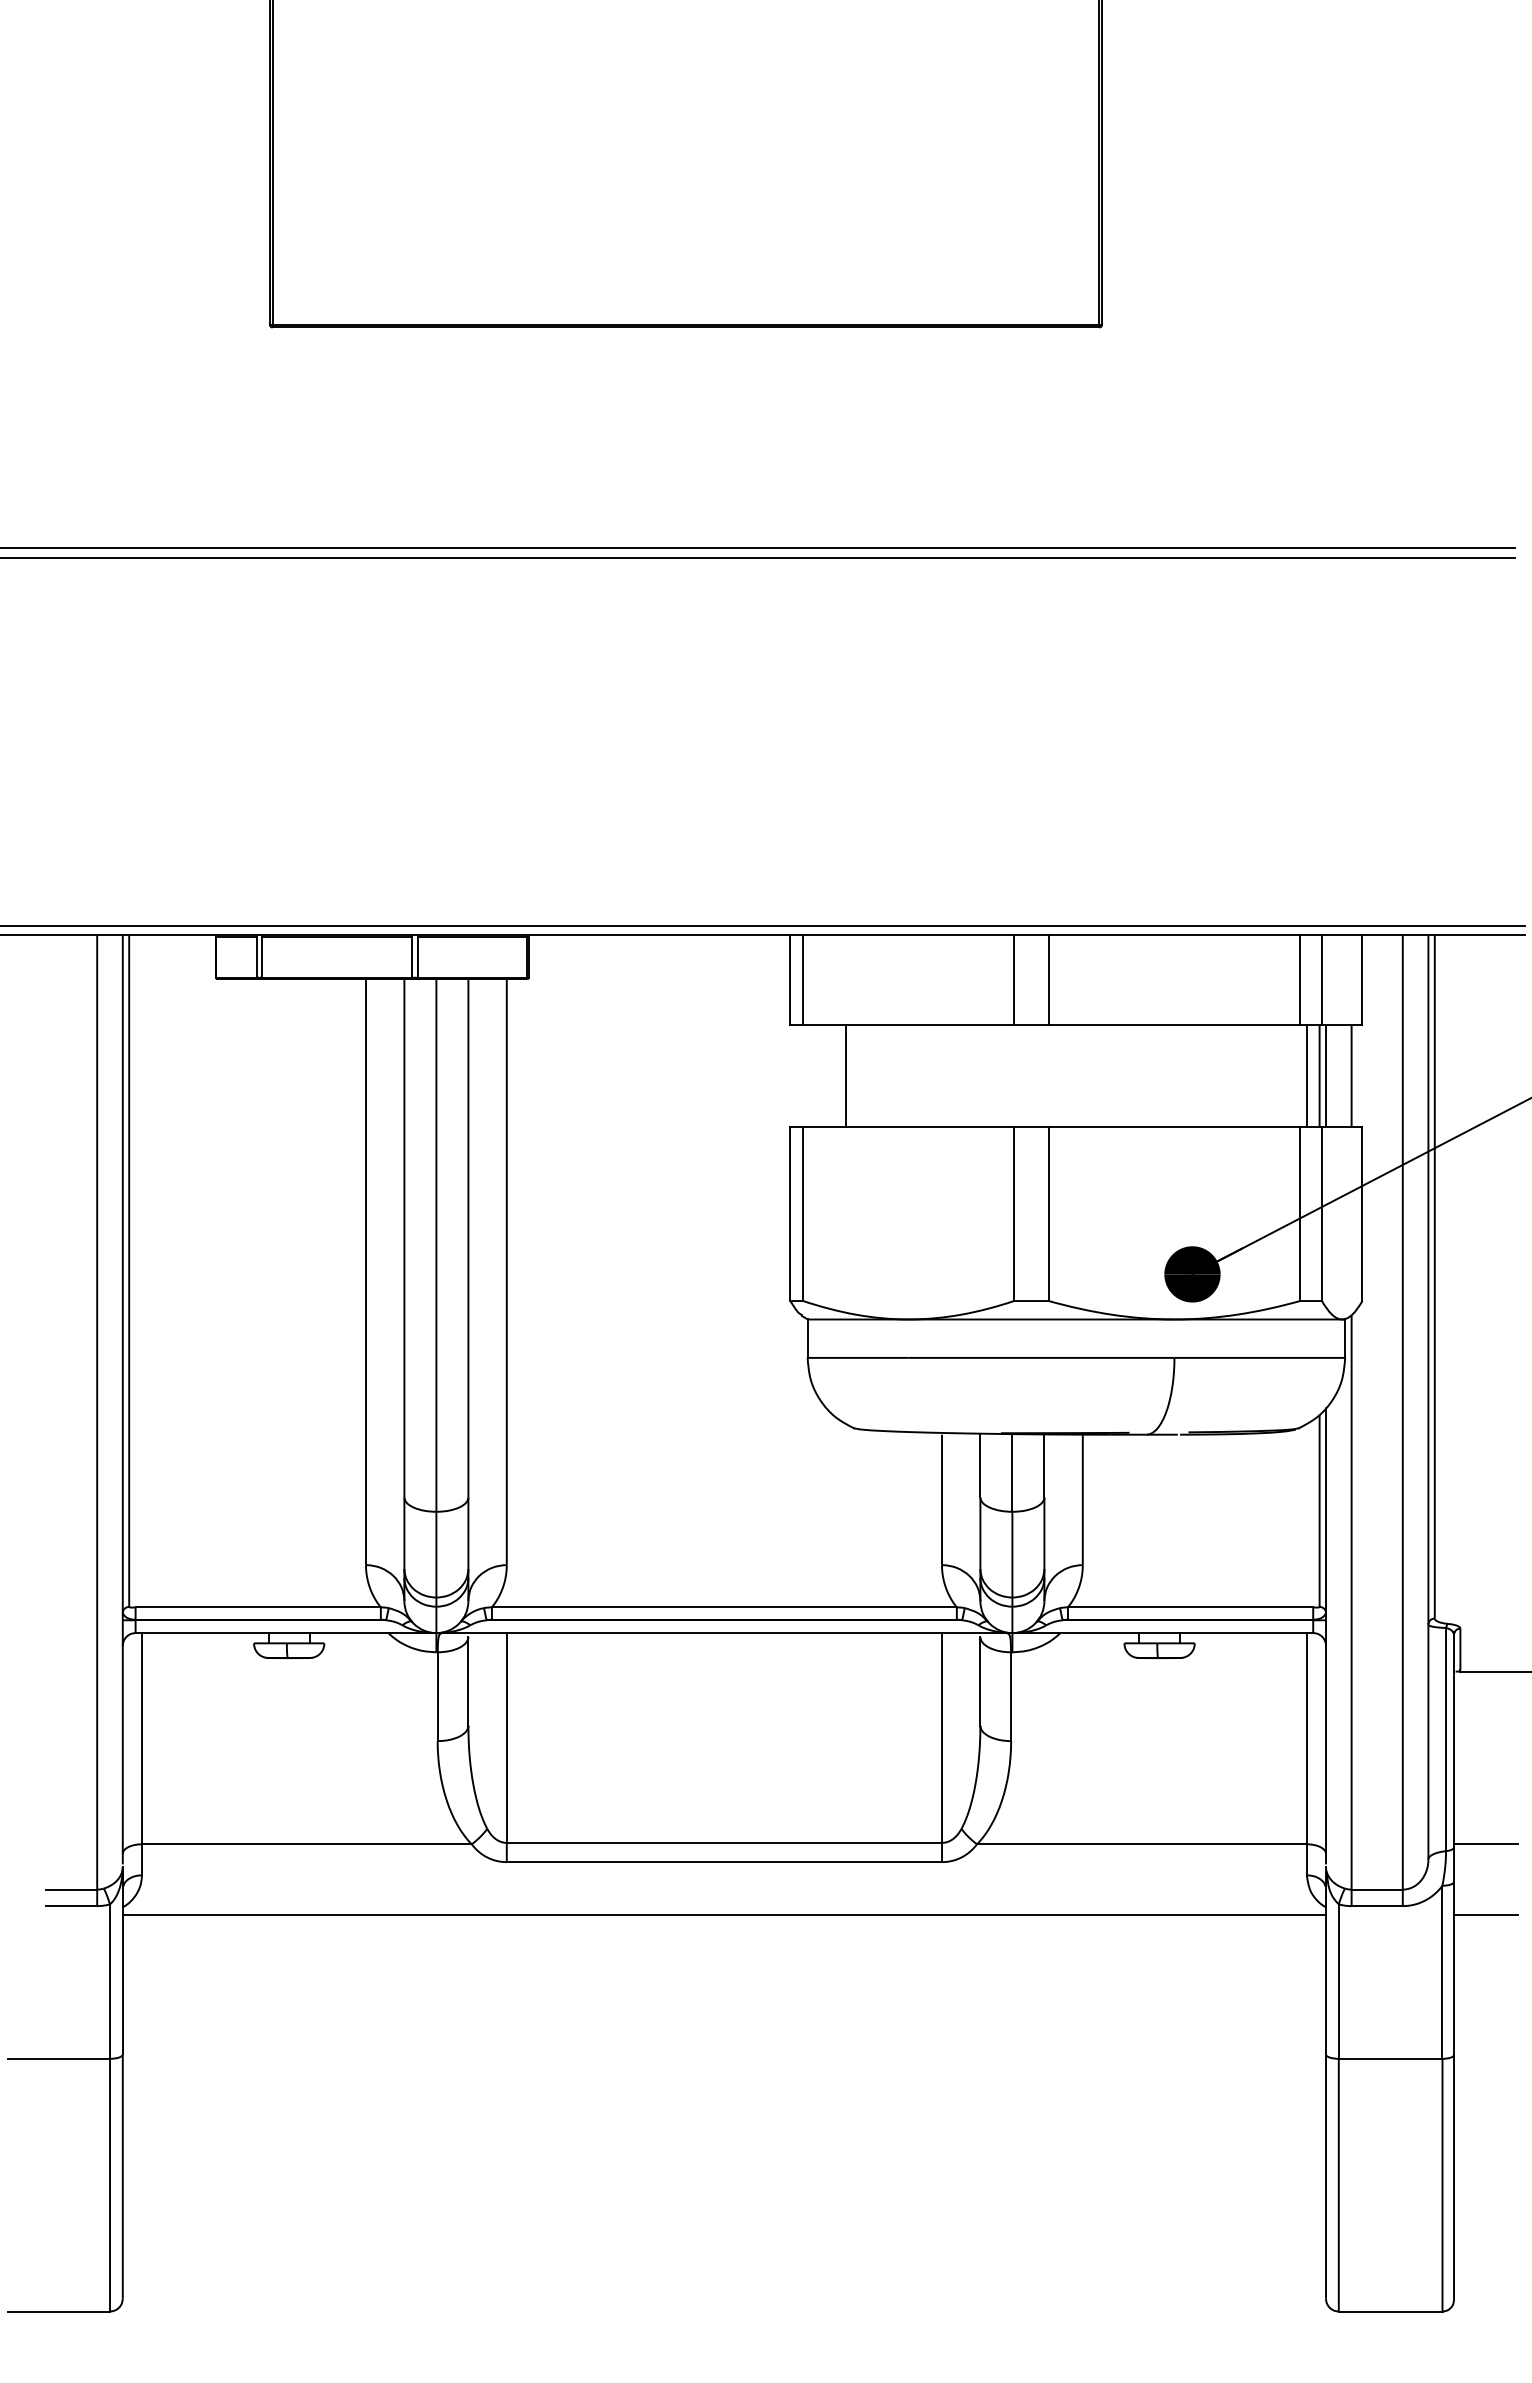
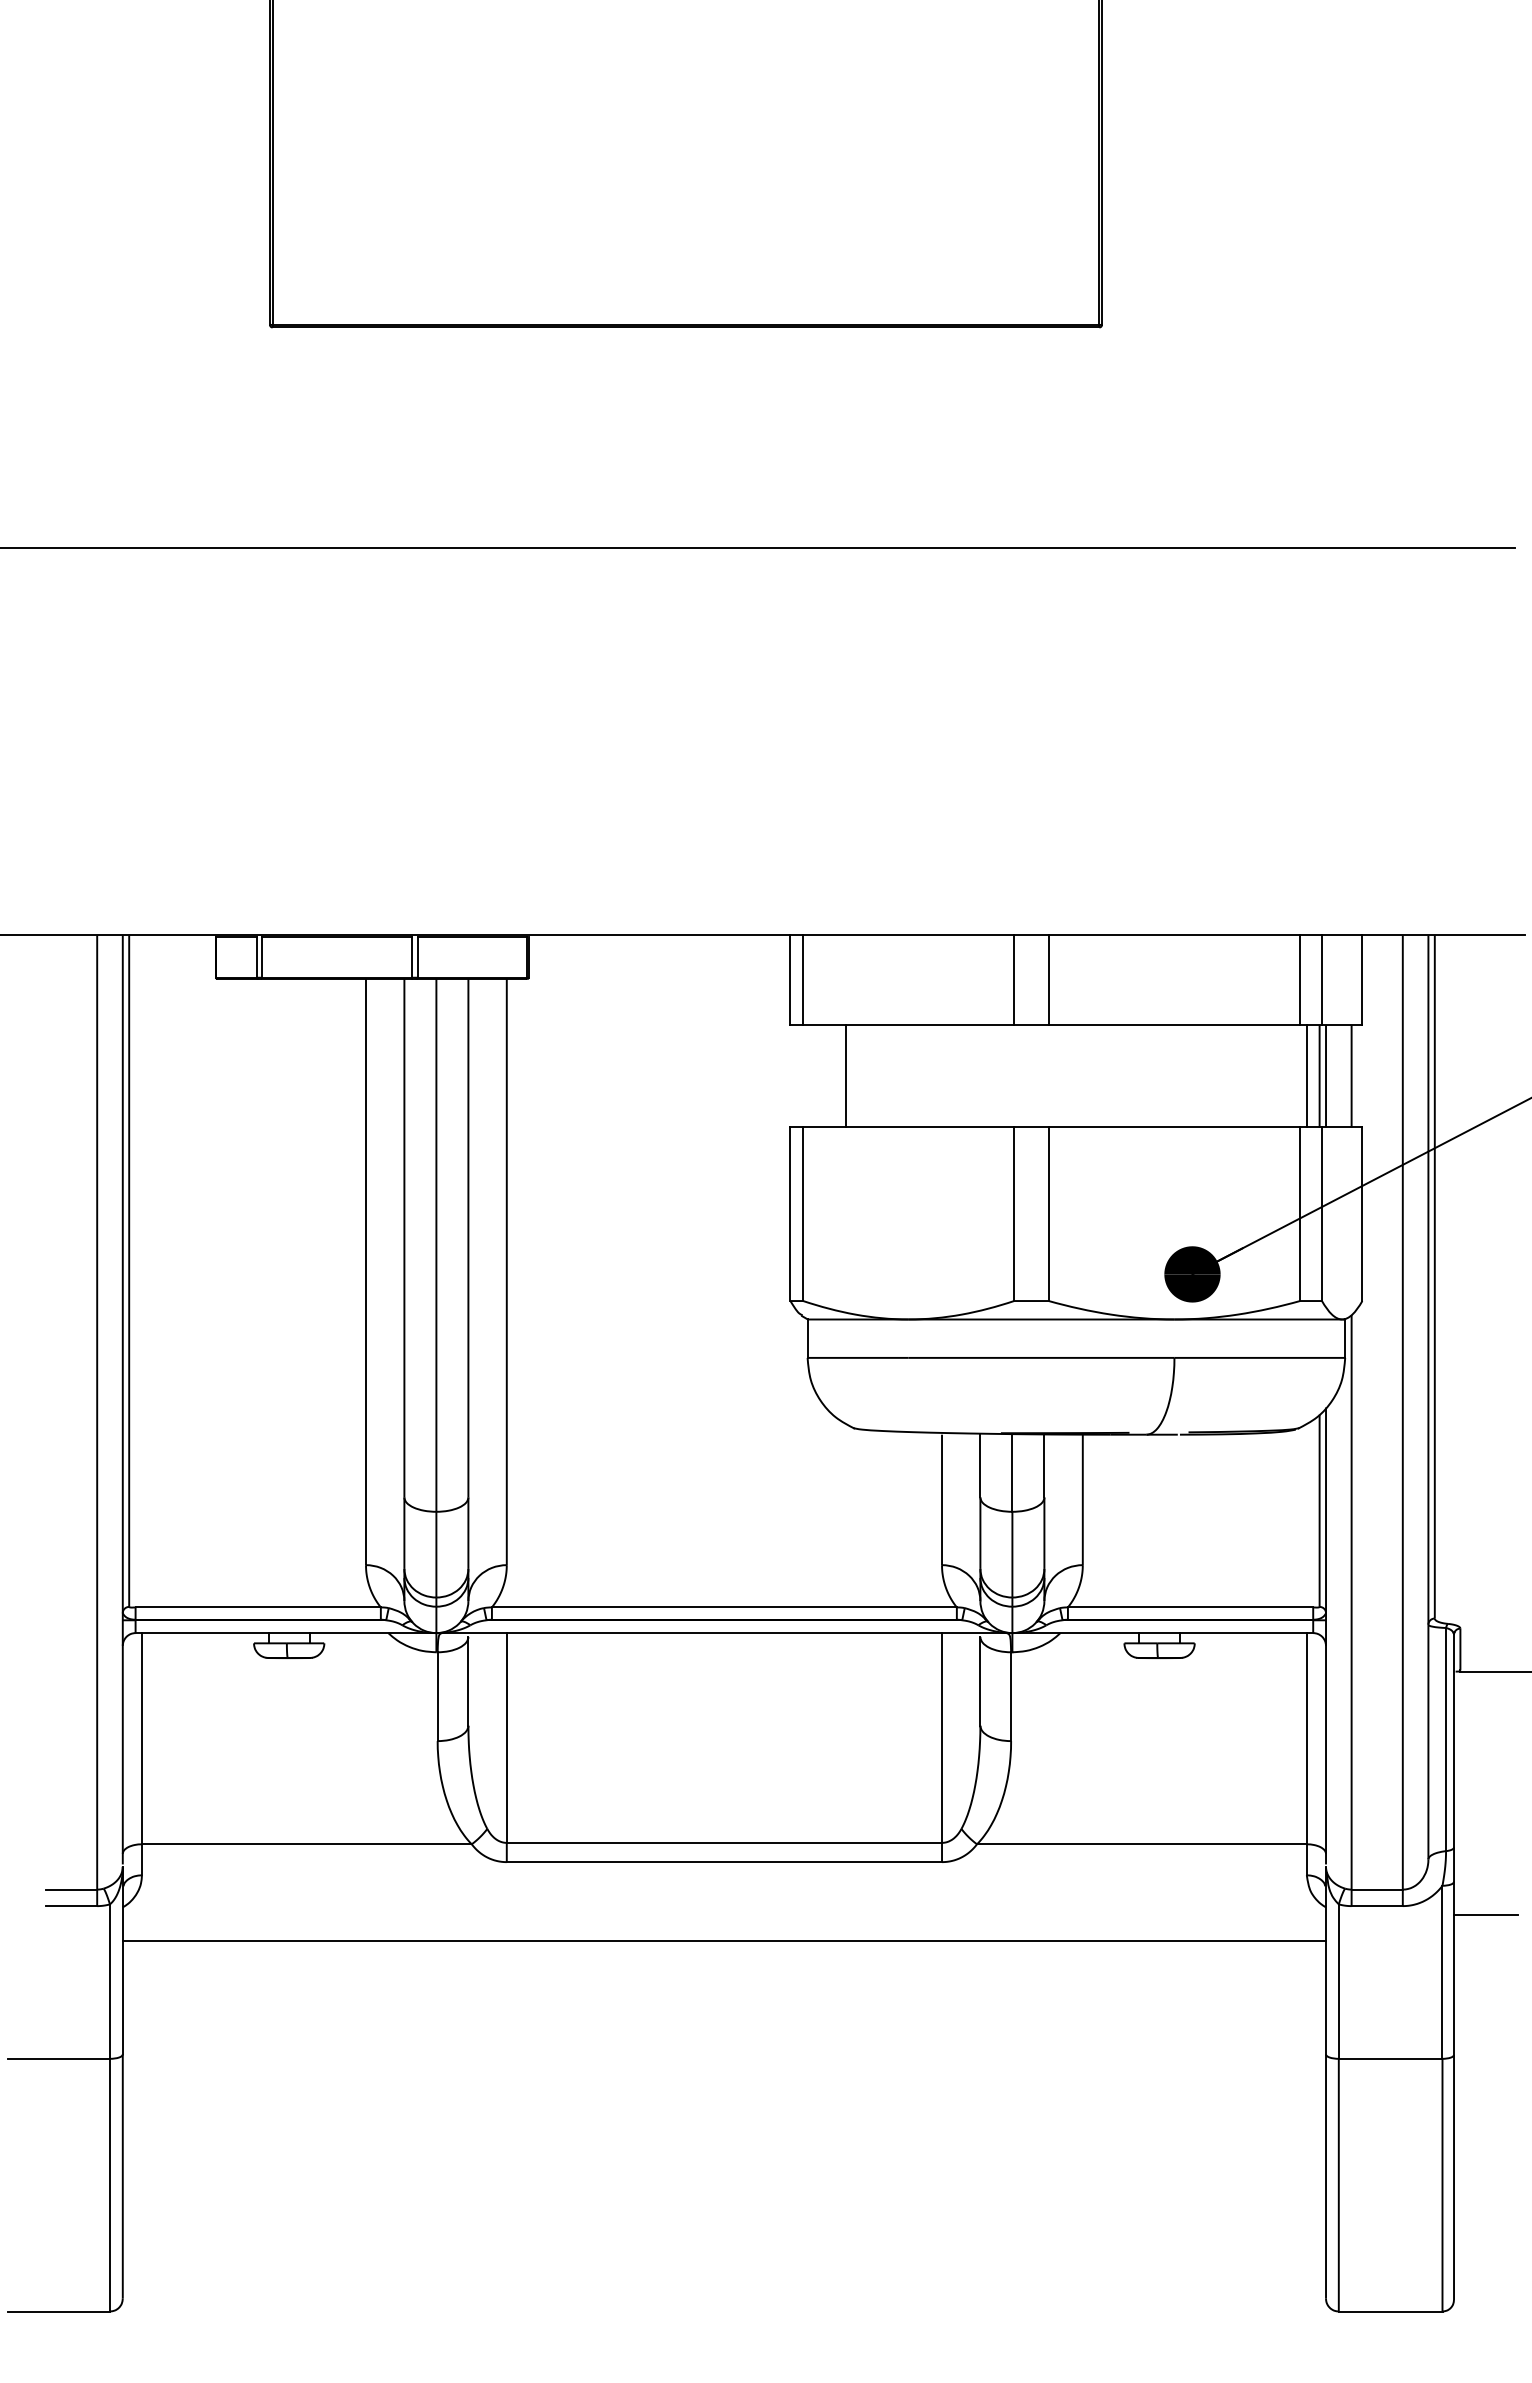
line: present -> none (758, 558)
line: present -> none (763, 926)
line: present -> none (1486, 1844)
line position: (724, 1914) -> (724, 1940) (724, 1940)
